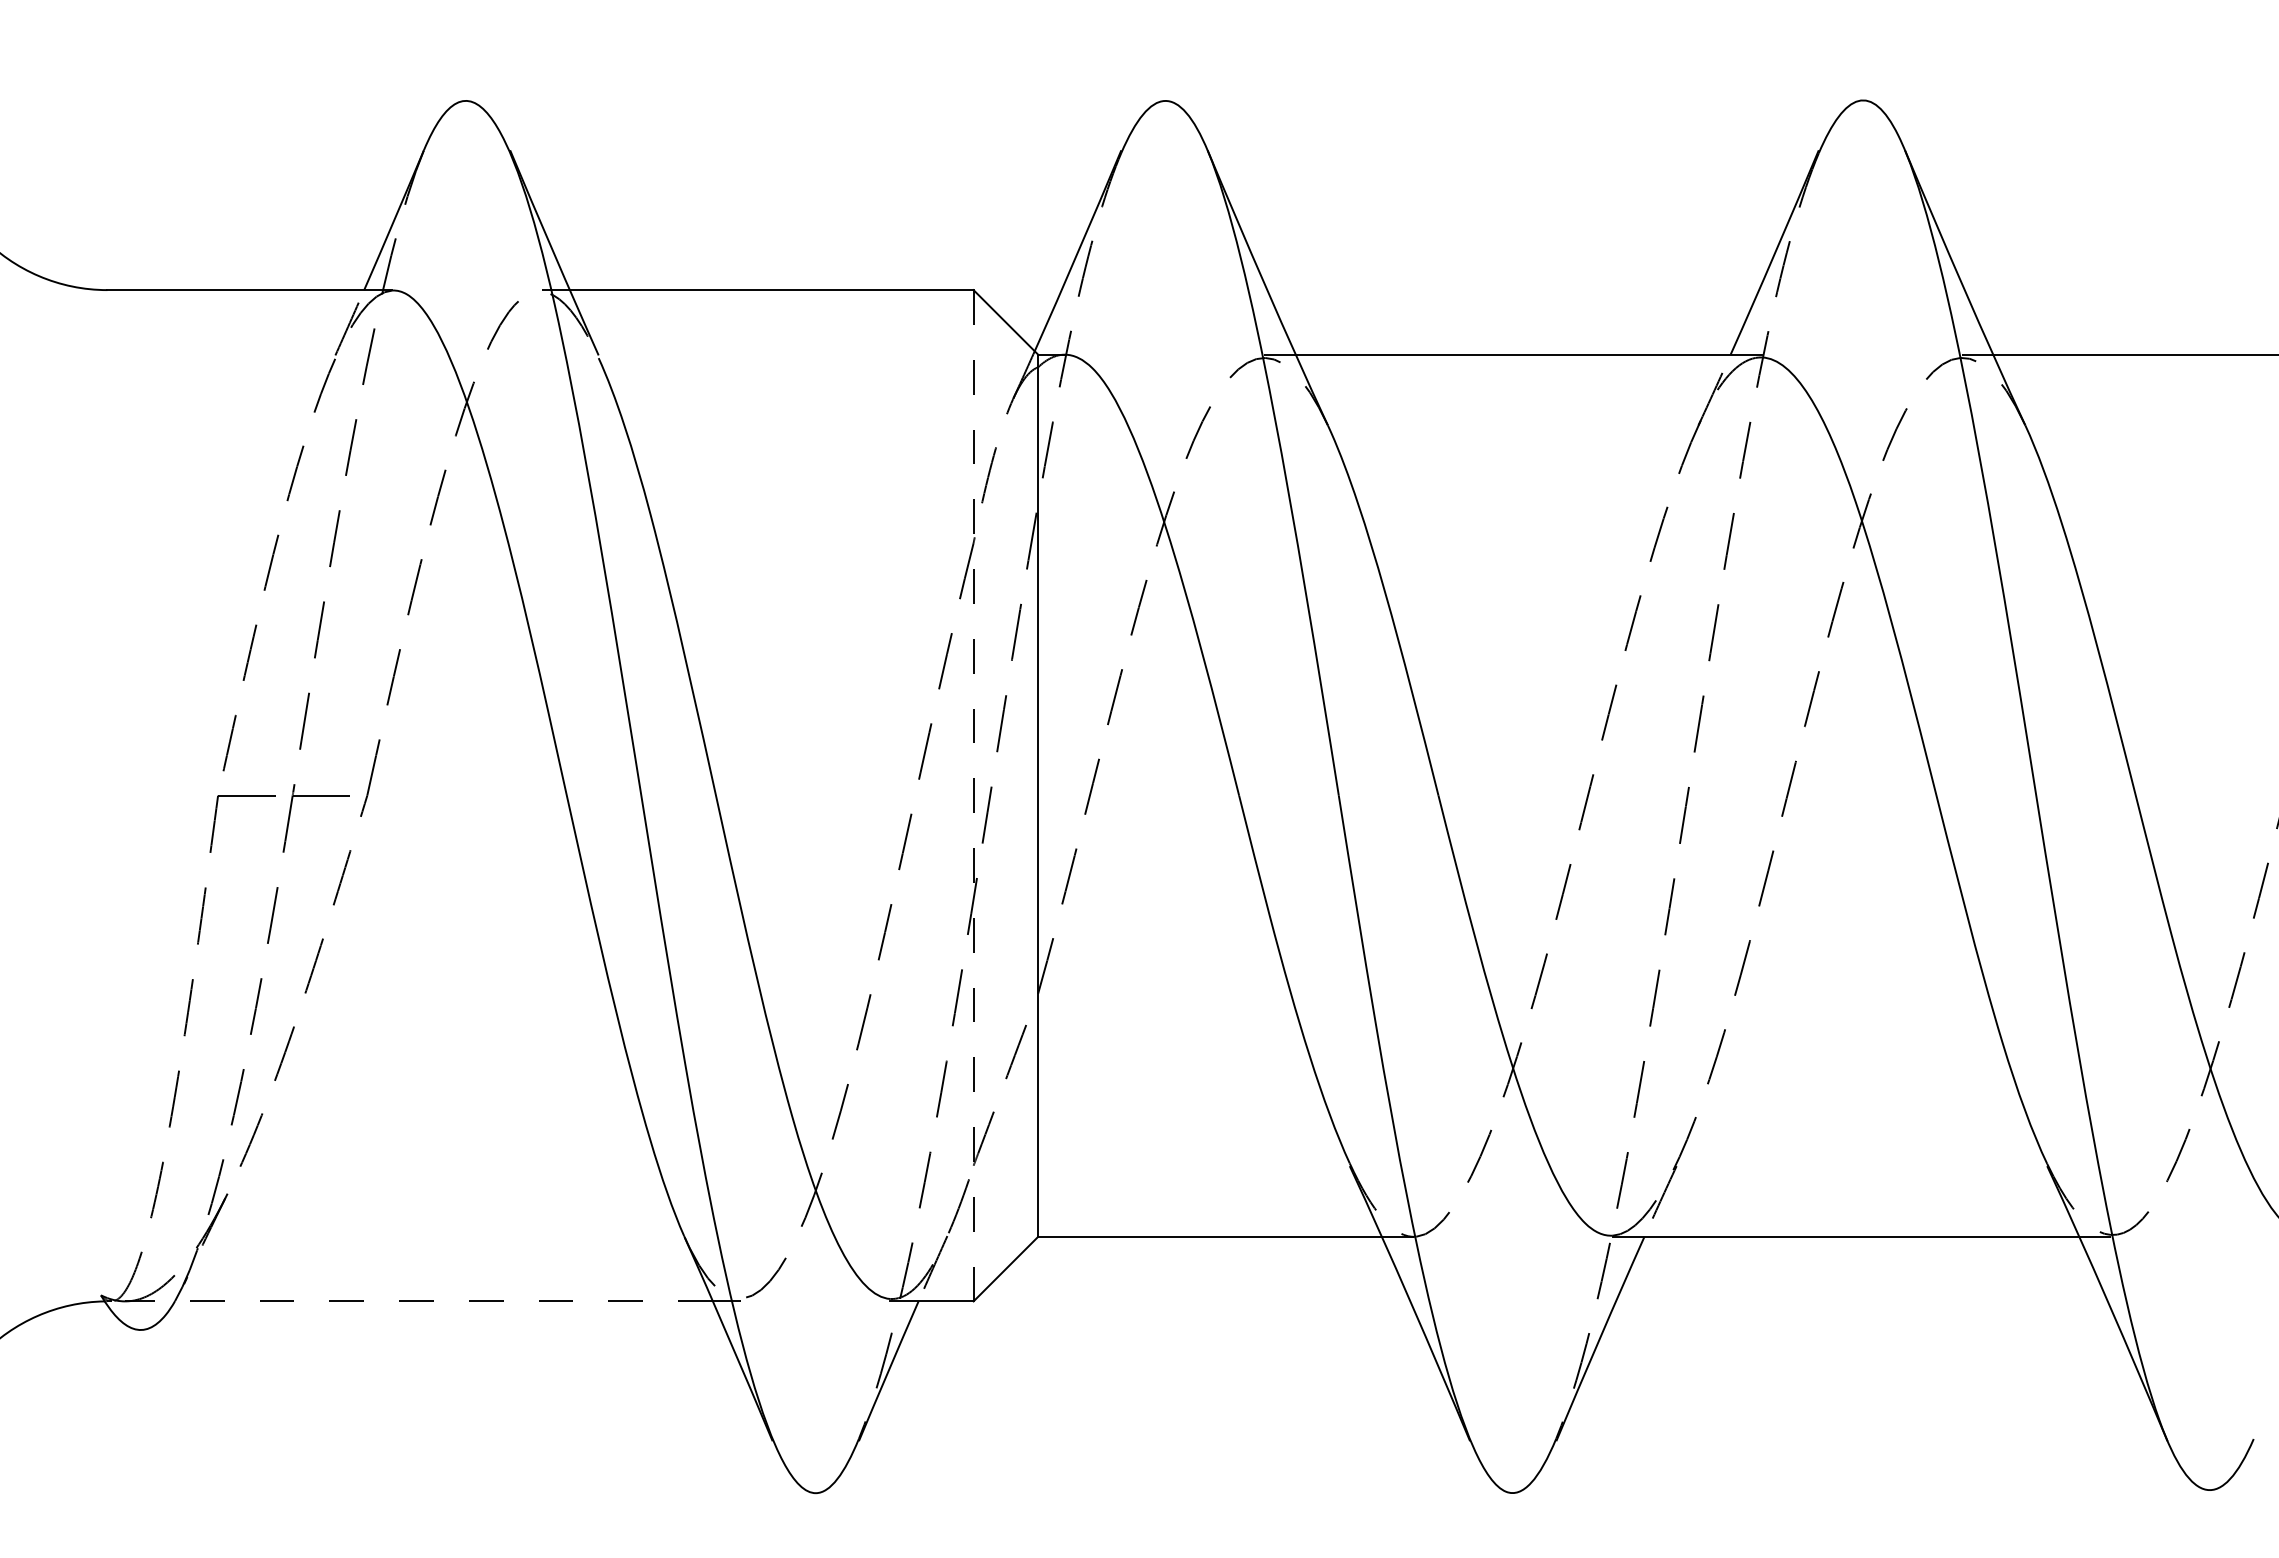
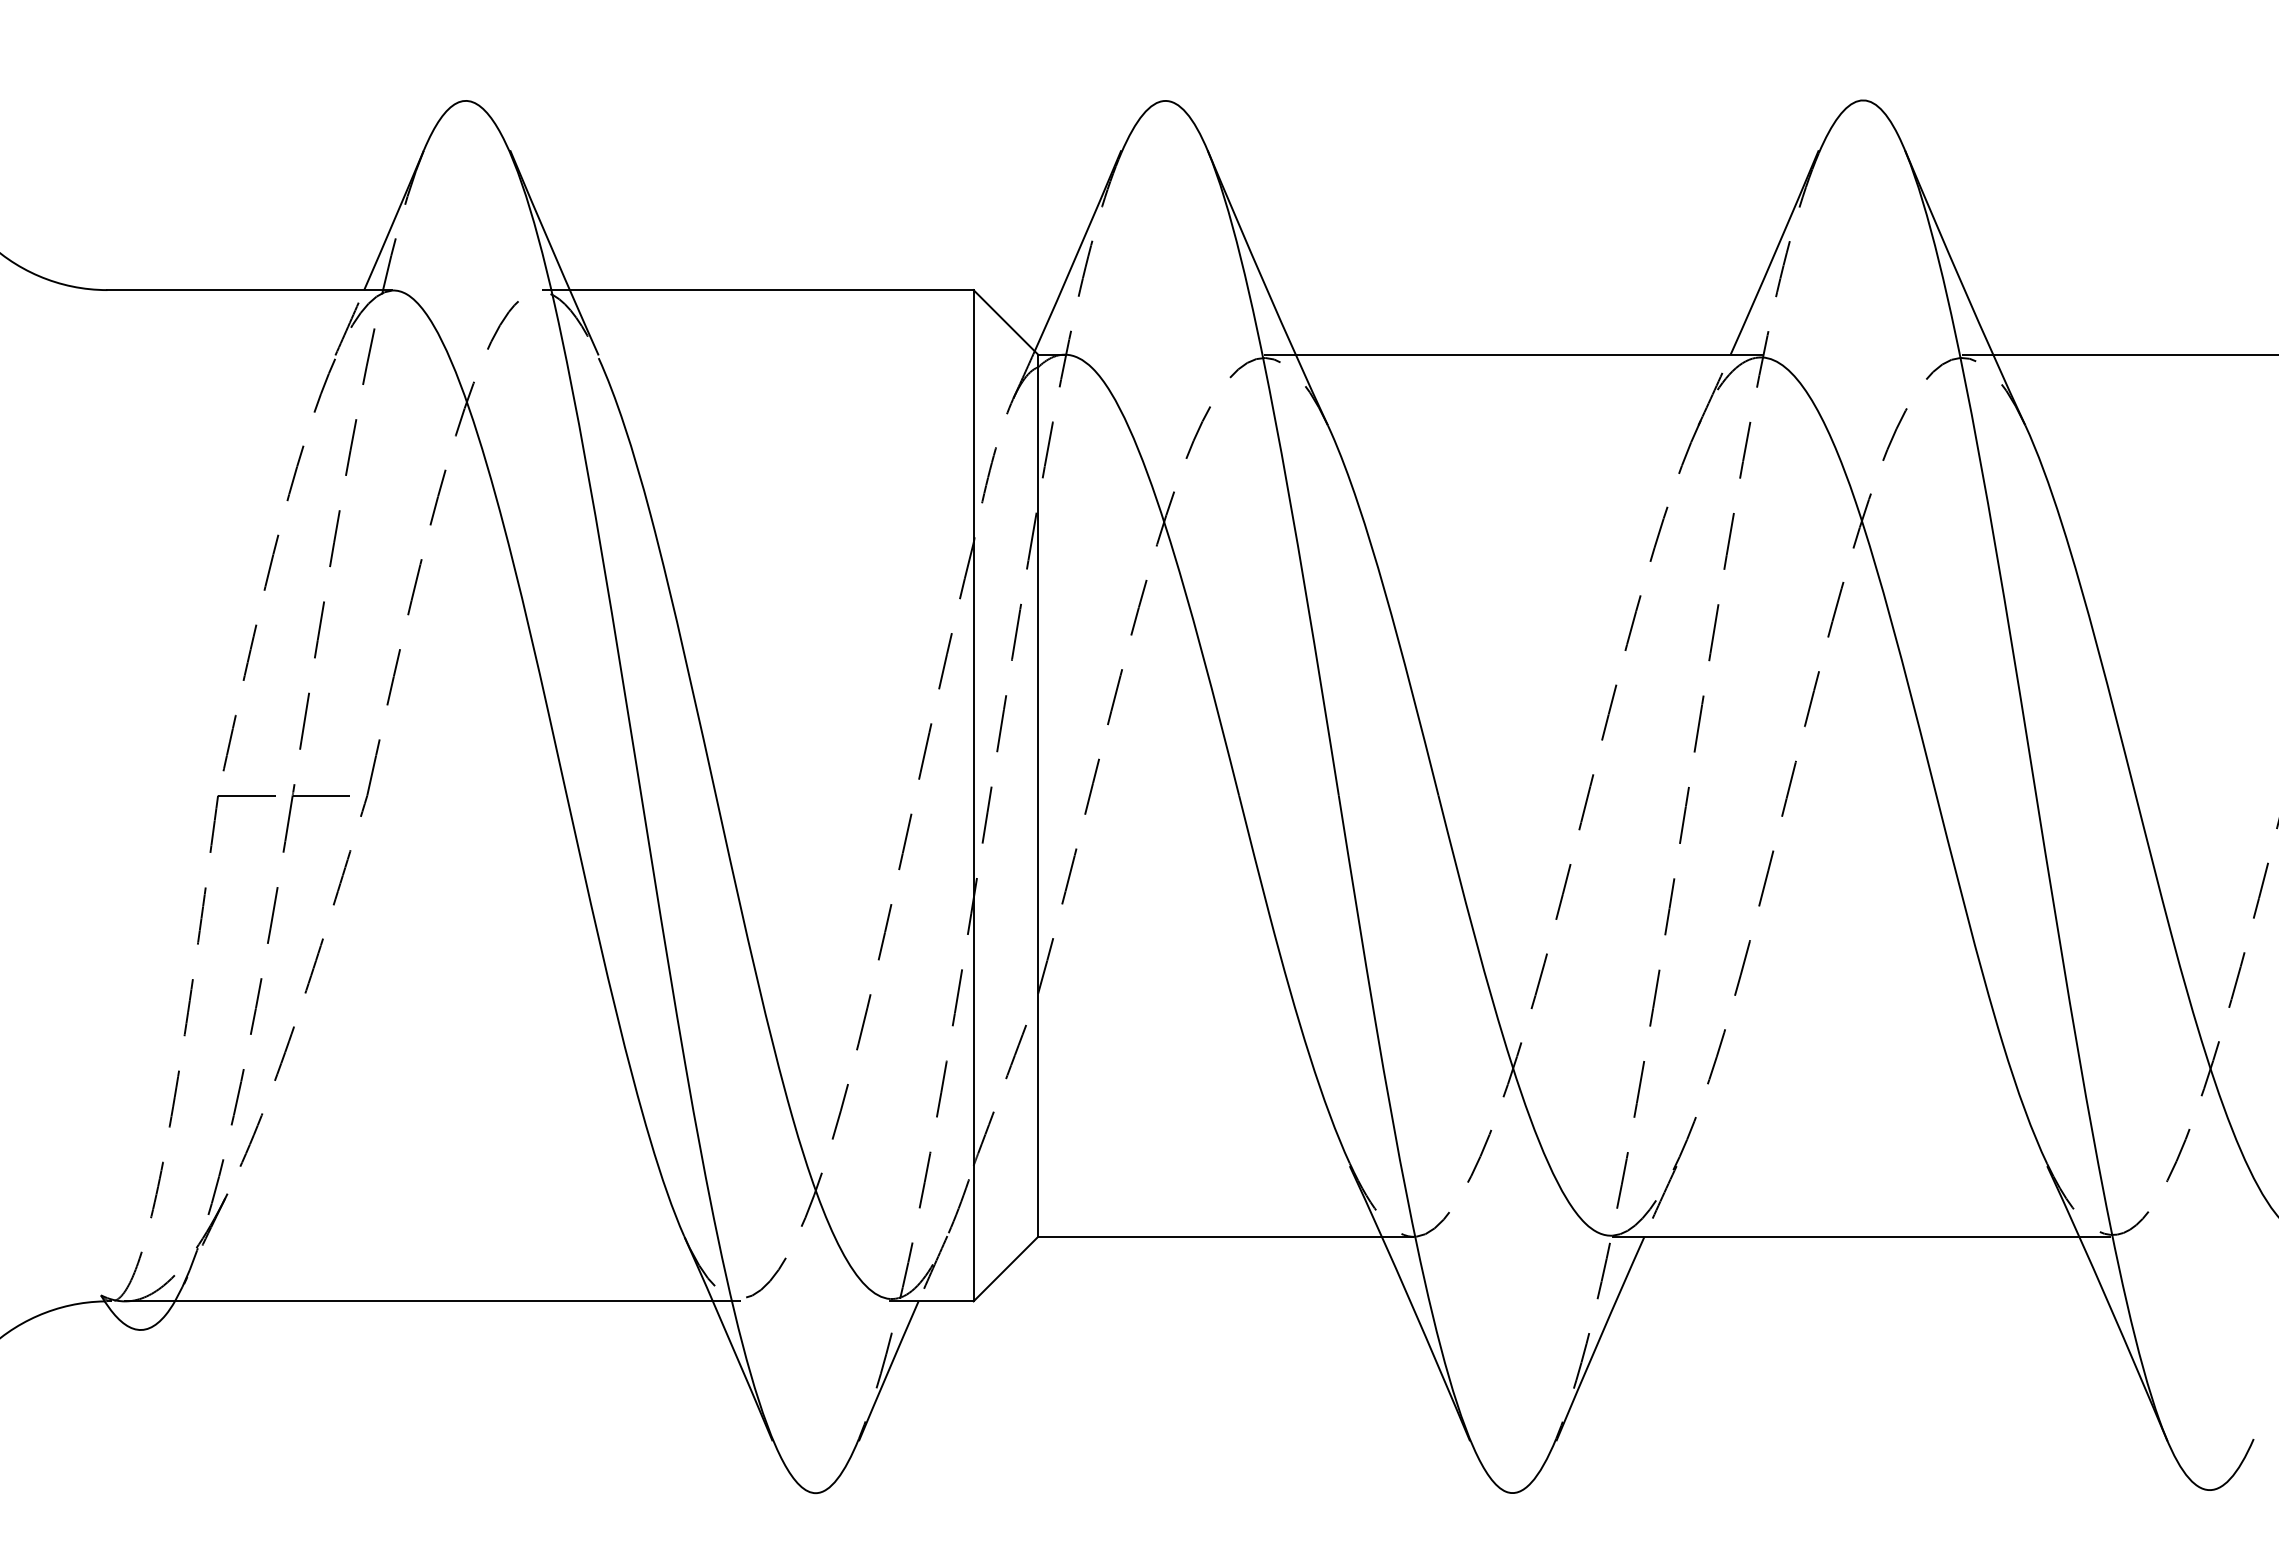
line: dashed -> solid (973, 795)
line: dashed -> solid (419, 1301)
